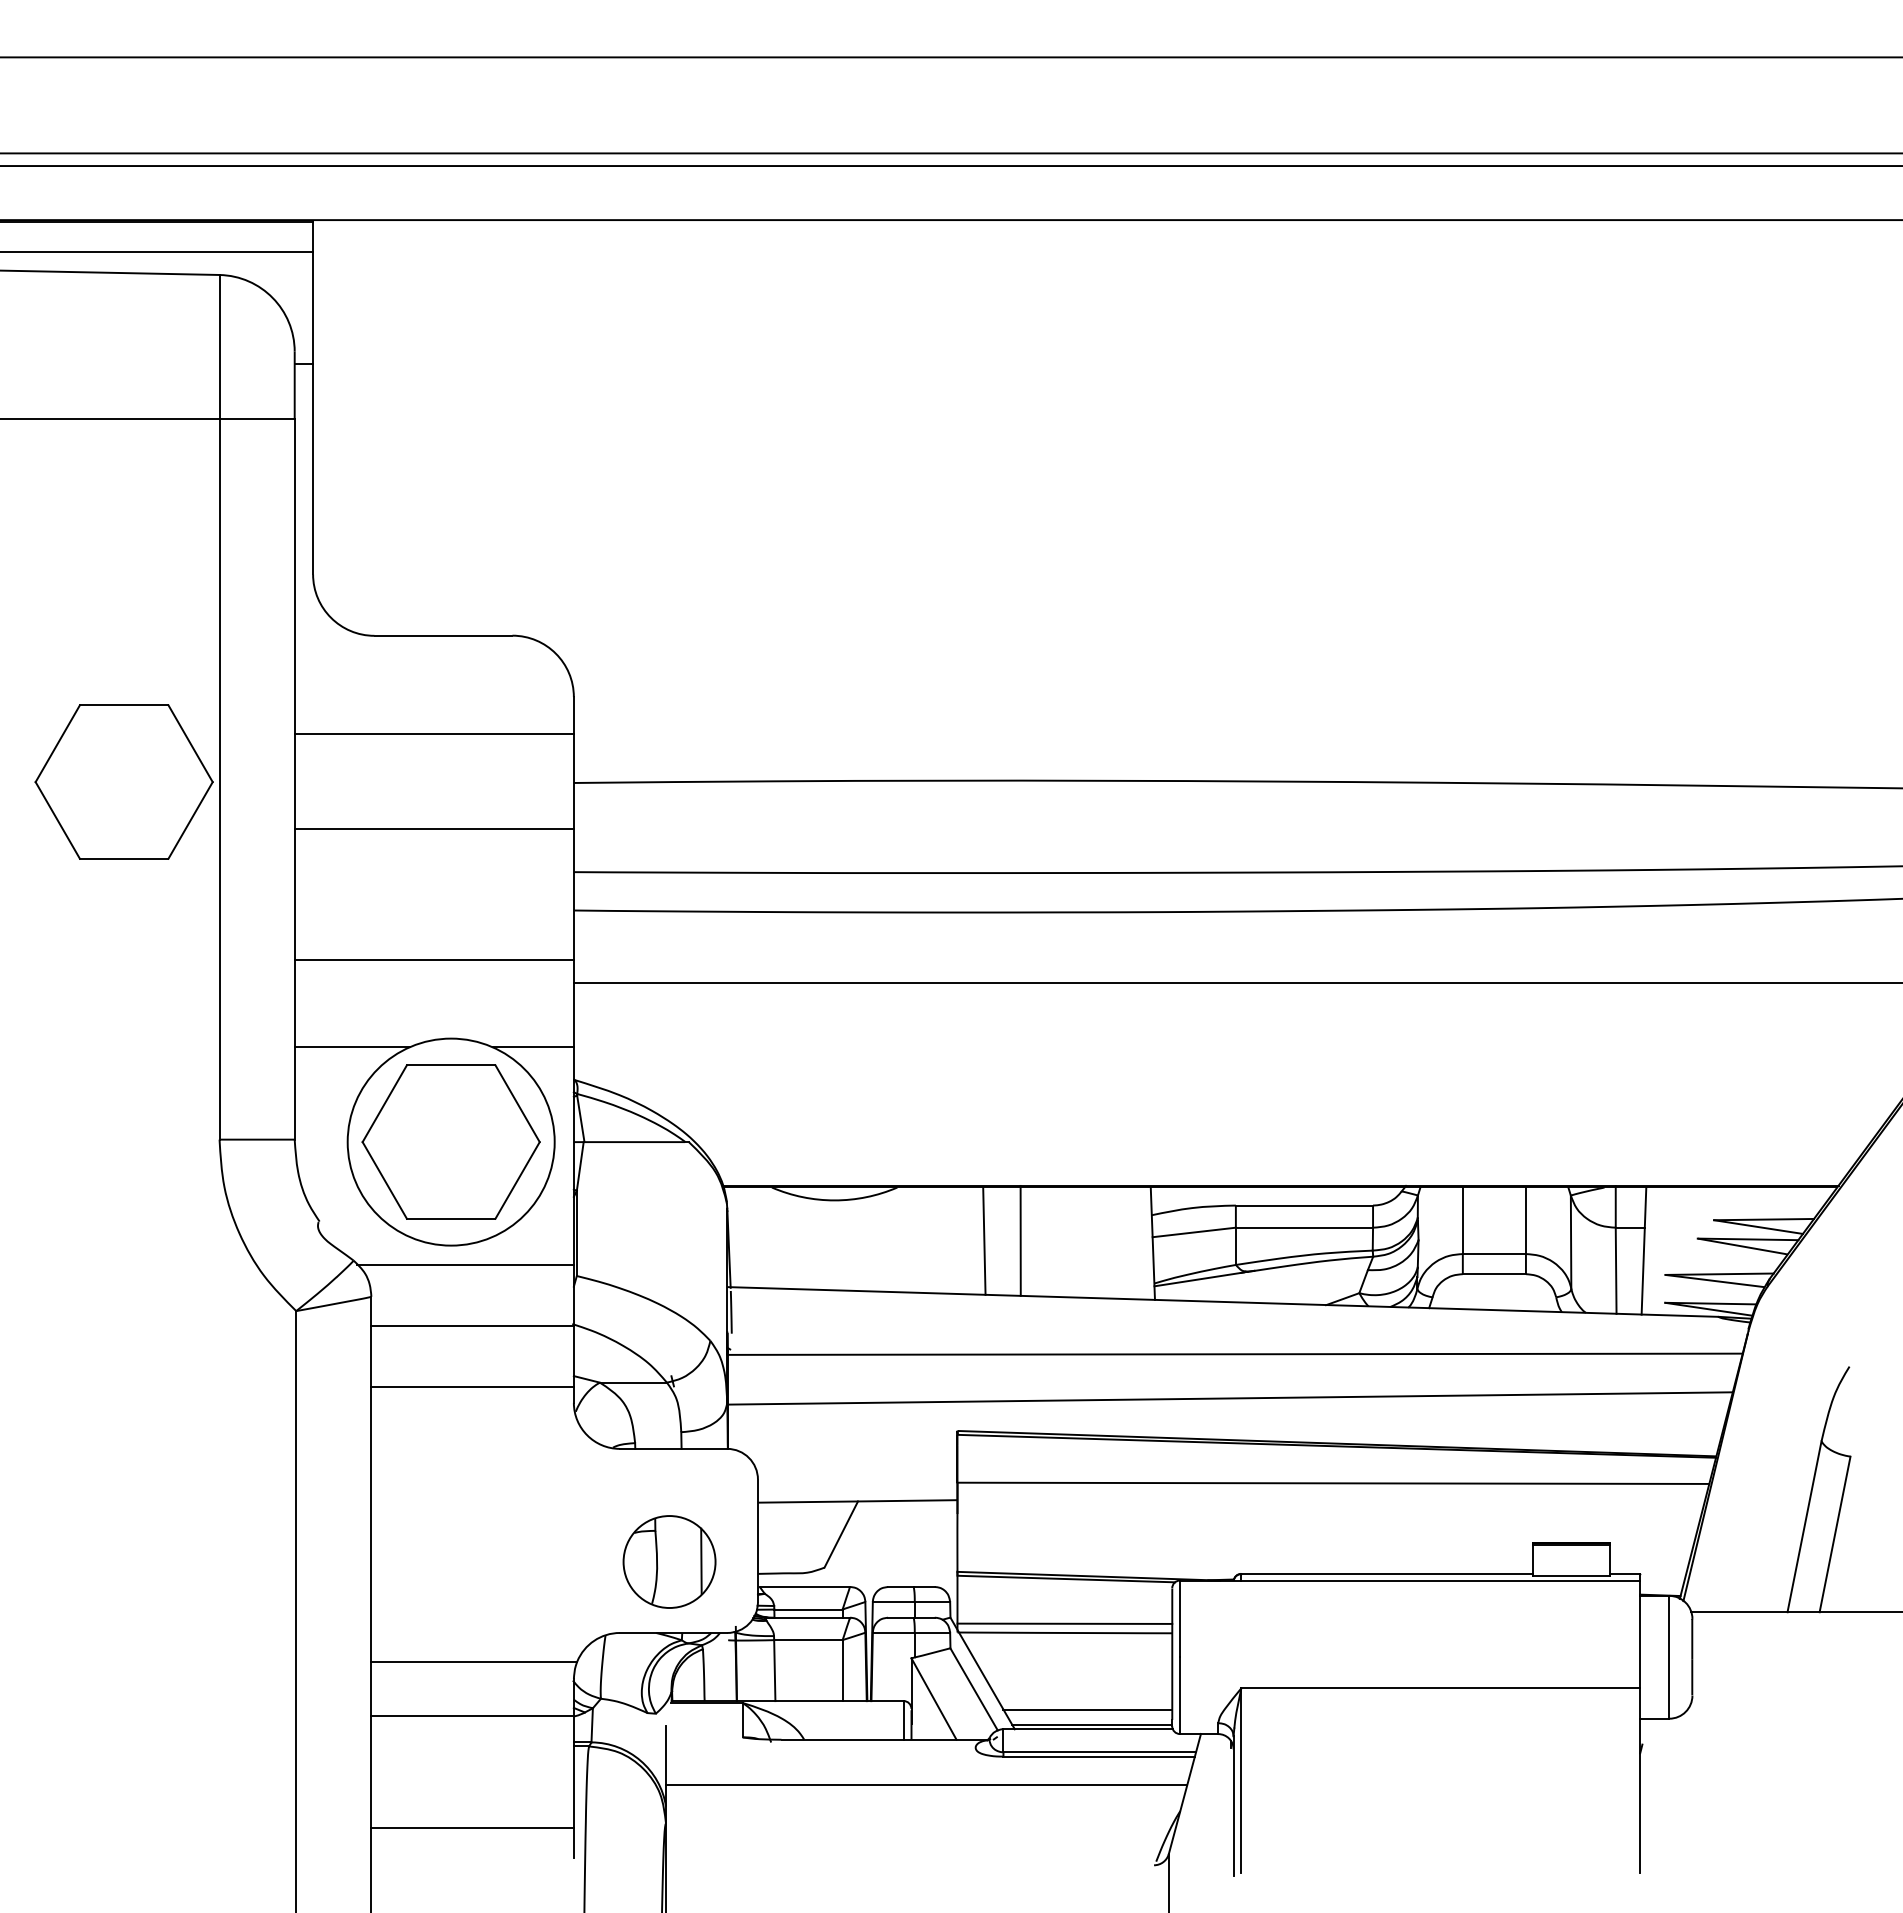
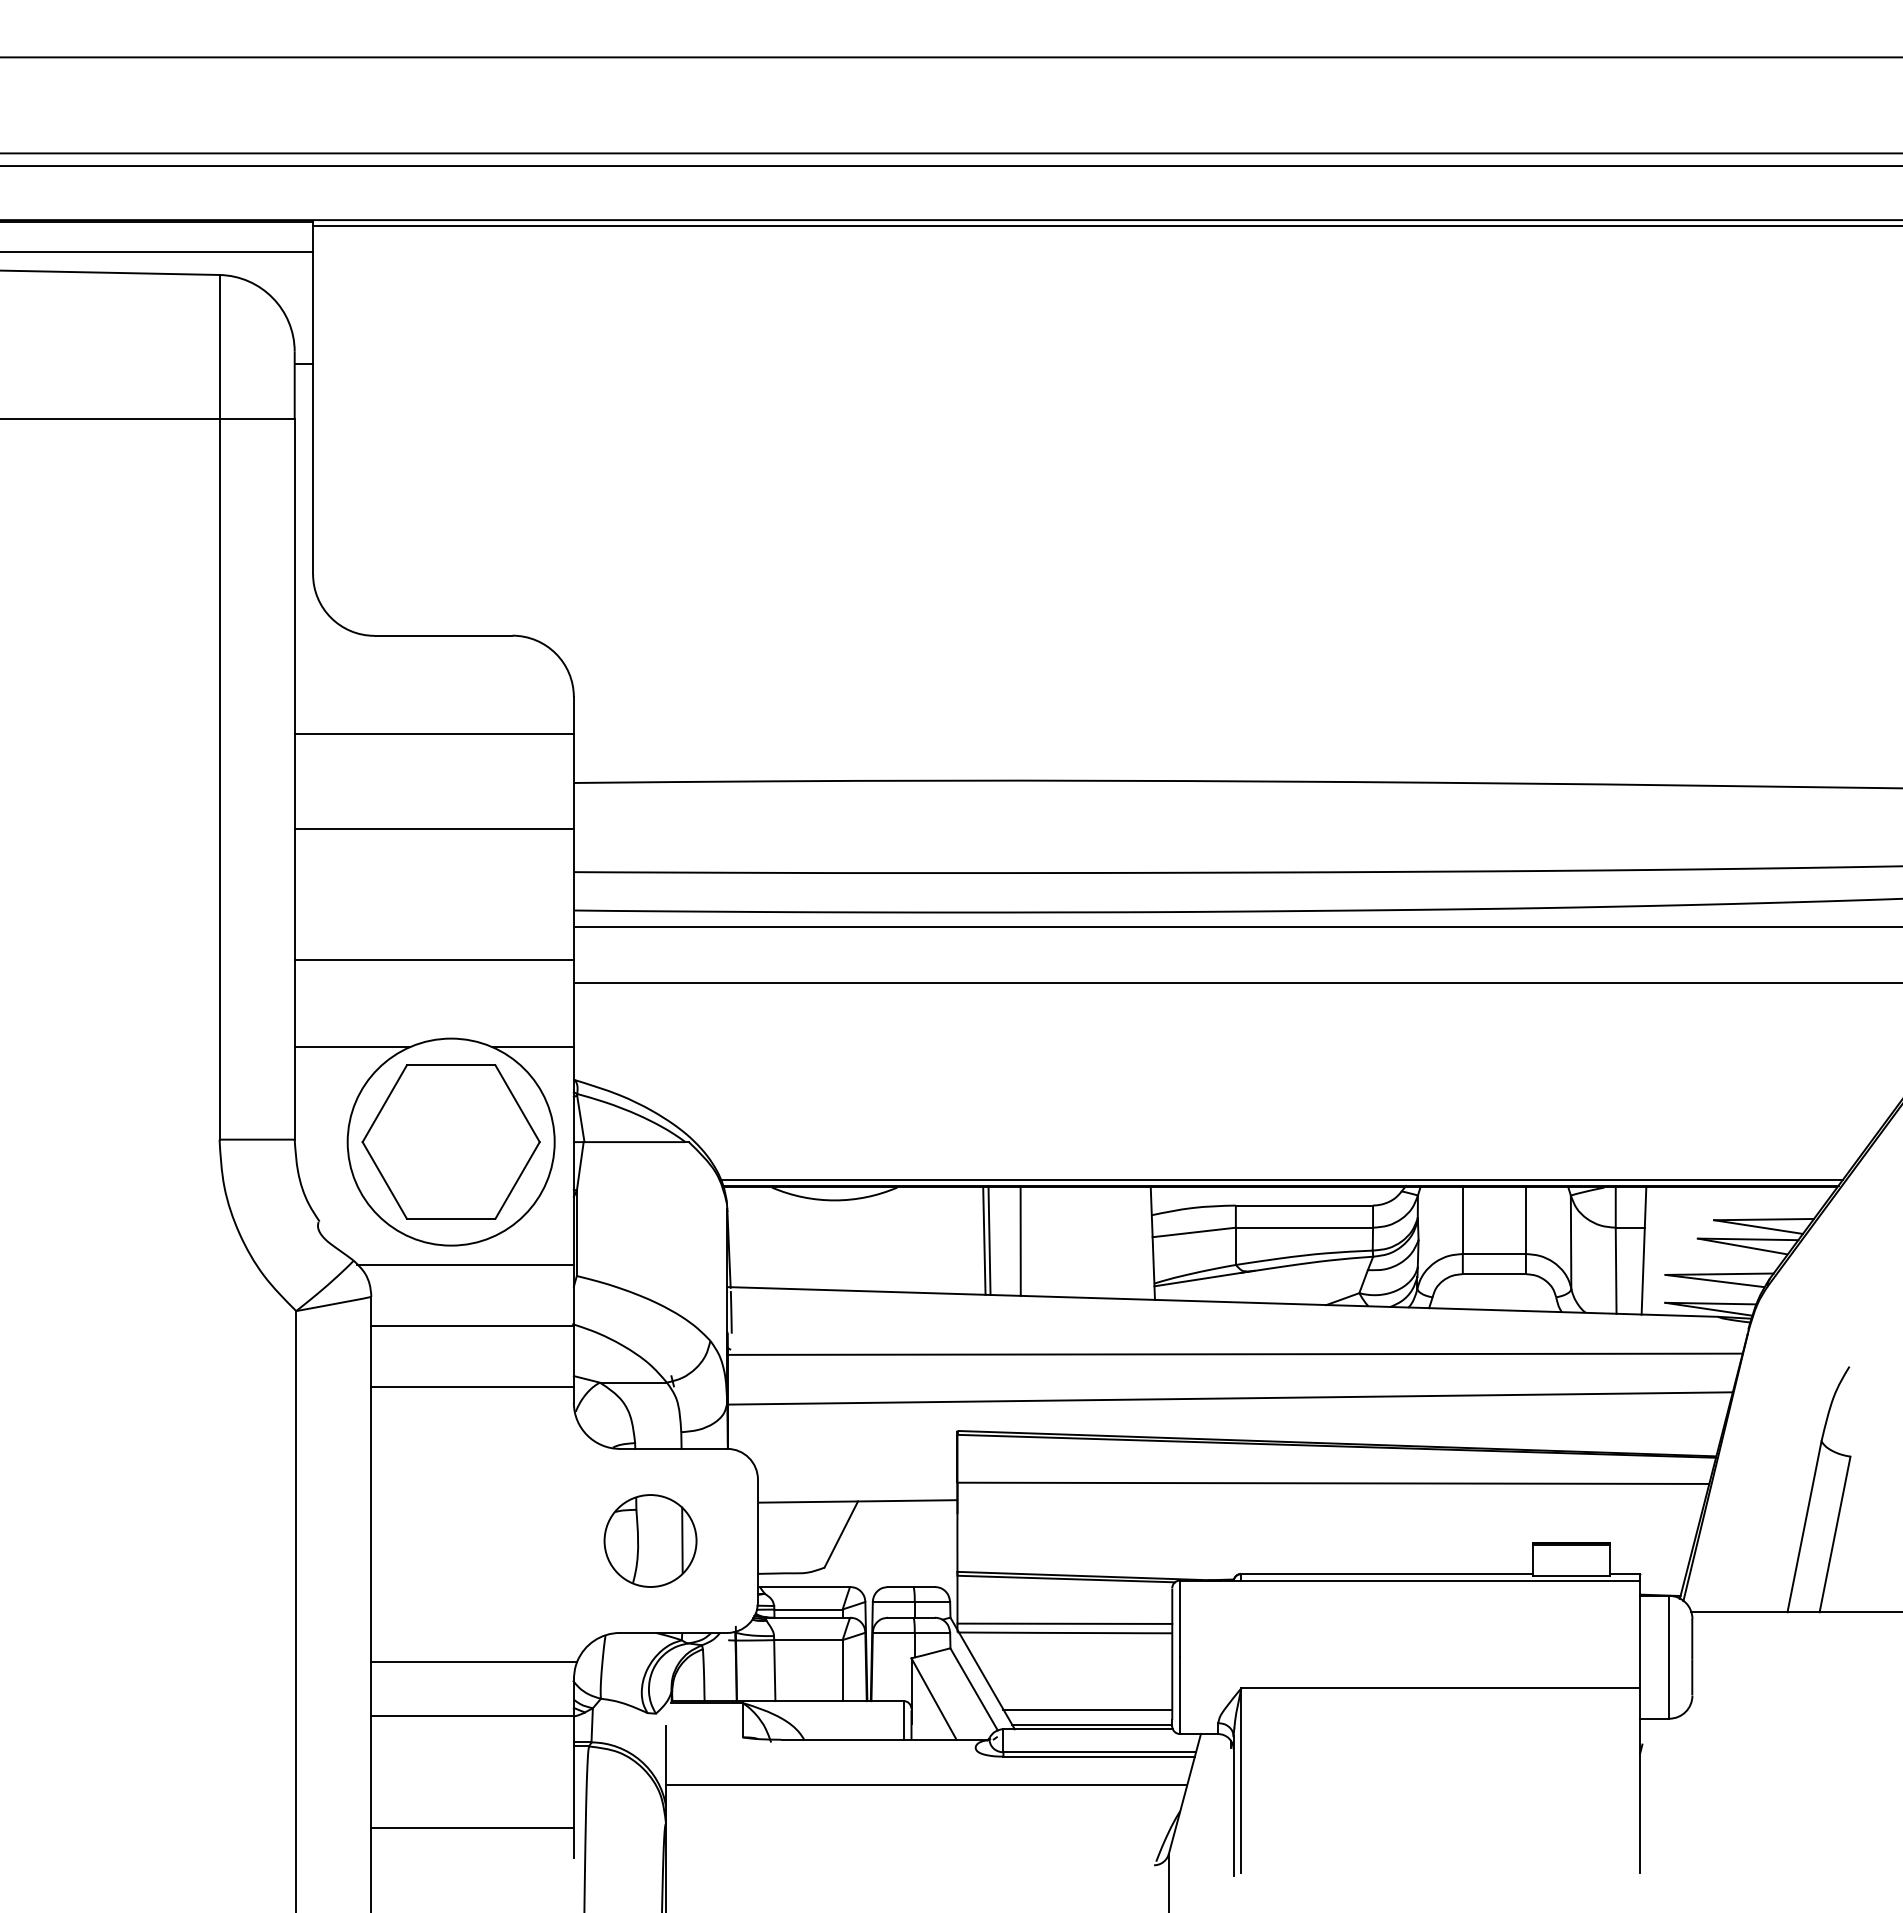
line: none -> present (1106, 226)
part: present -> none (123, 781)
line: none -> present (1236, 927)
line: none -> present (1281, 1180)
line: none -> present (989, 1240)
part position: (669, 1561) -> (650, 1540) (650, 1540)
